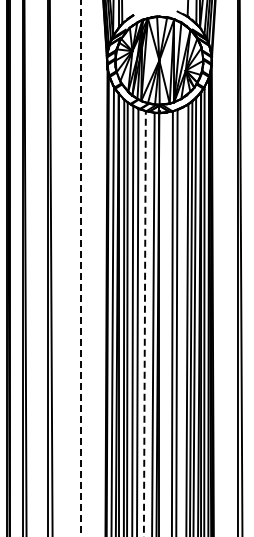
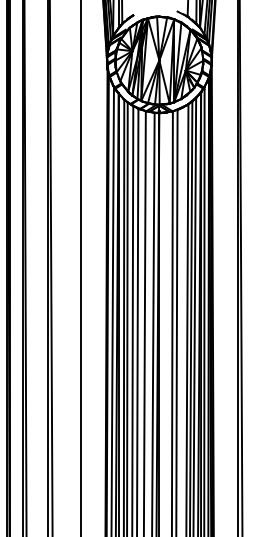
line: dashed -> solid (80, 268)
line: dashed -> solid (144, 323)
